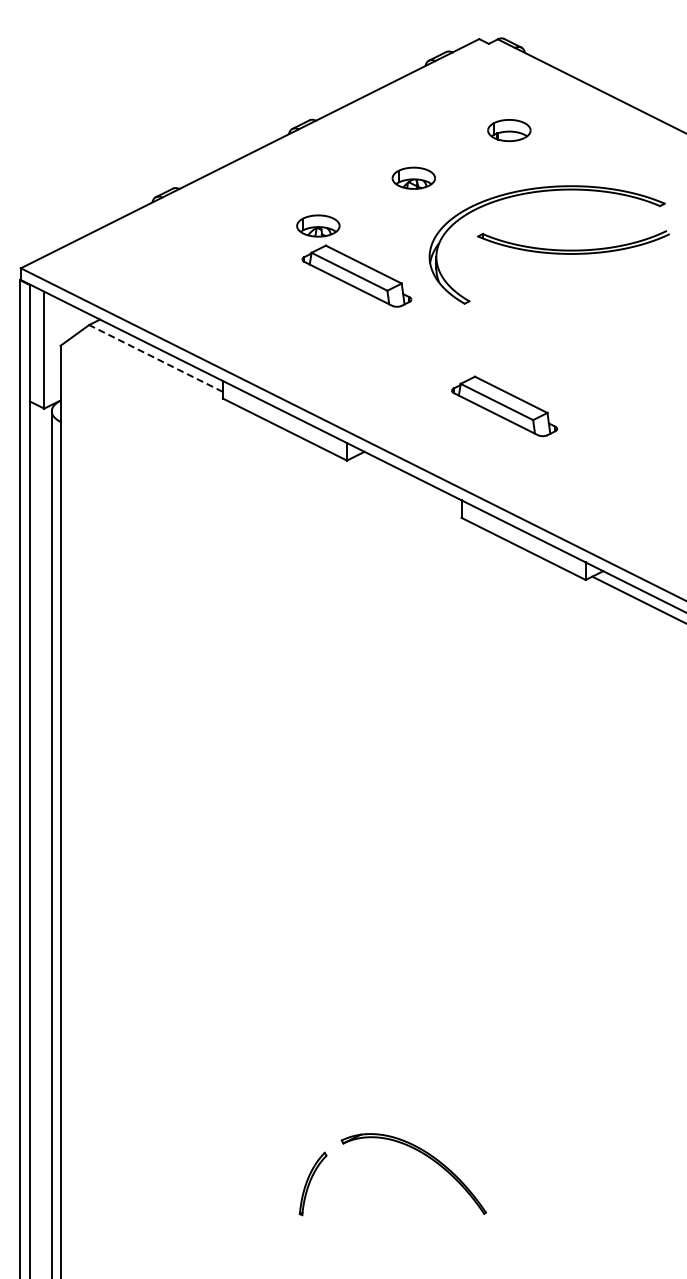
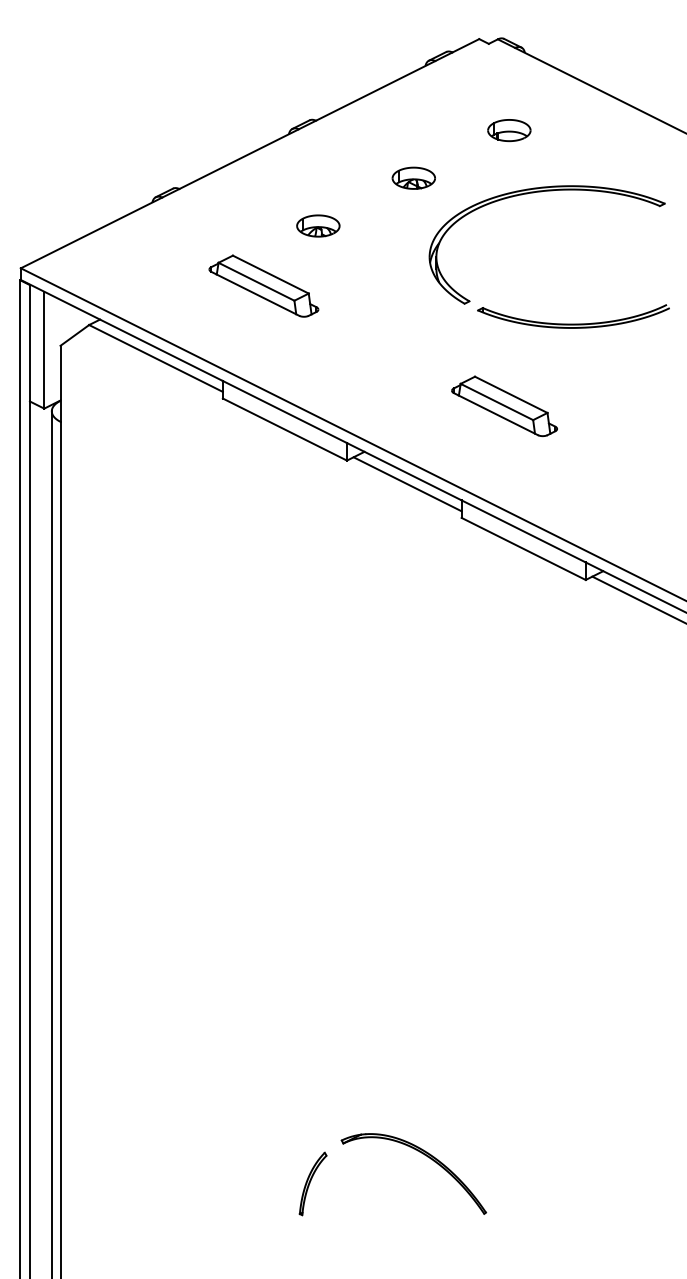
part position: (573, 249) -> (573, 323) (573, 323)
part position: (356, 275) -> (263, 285) (263, 285)
line: dashed -> solid (156, 358)
line: none -> present (407, 484)
